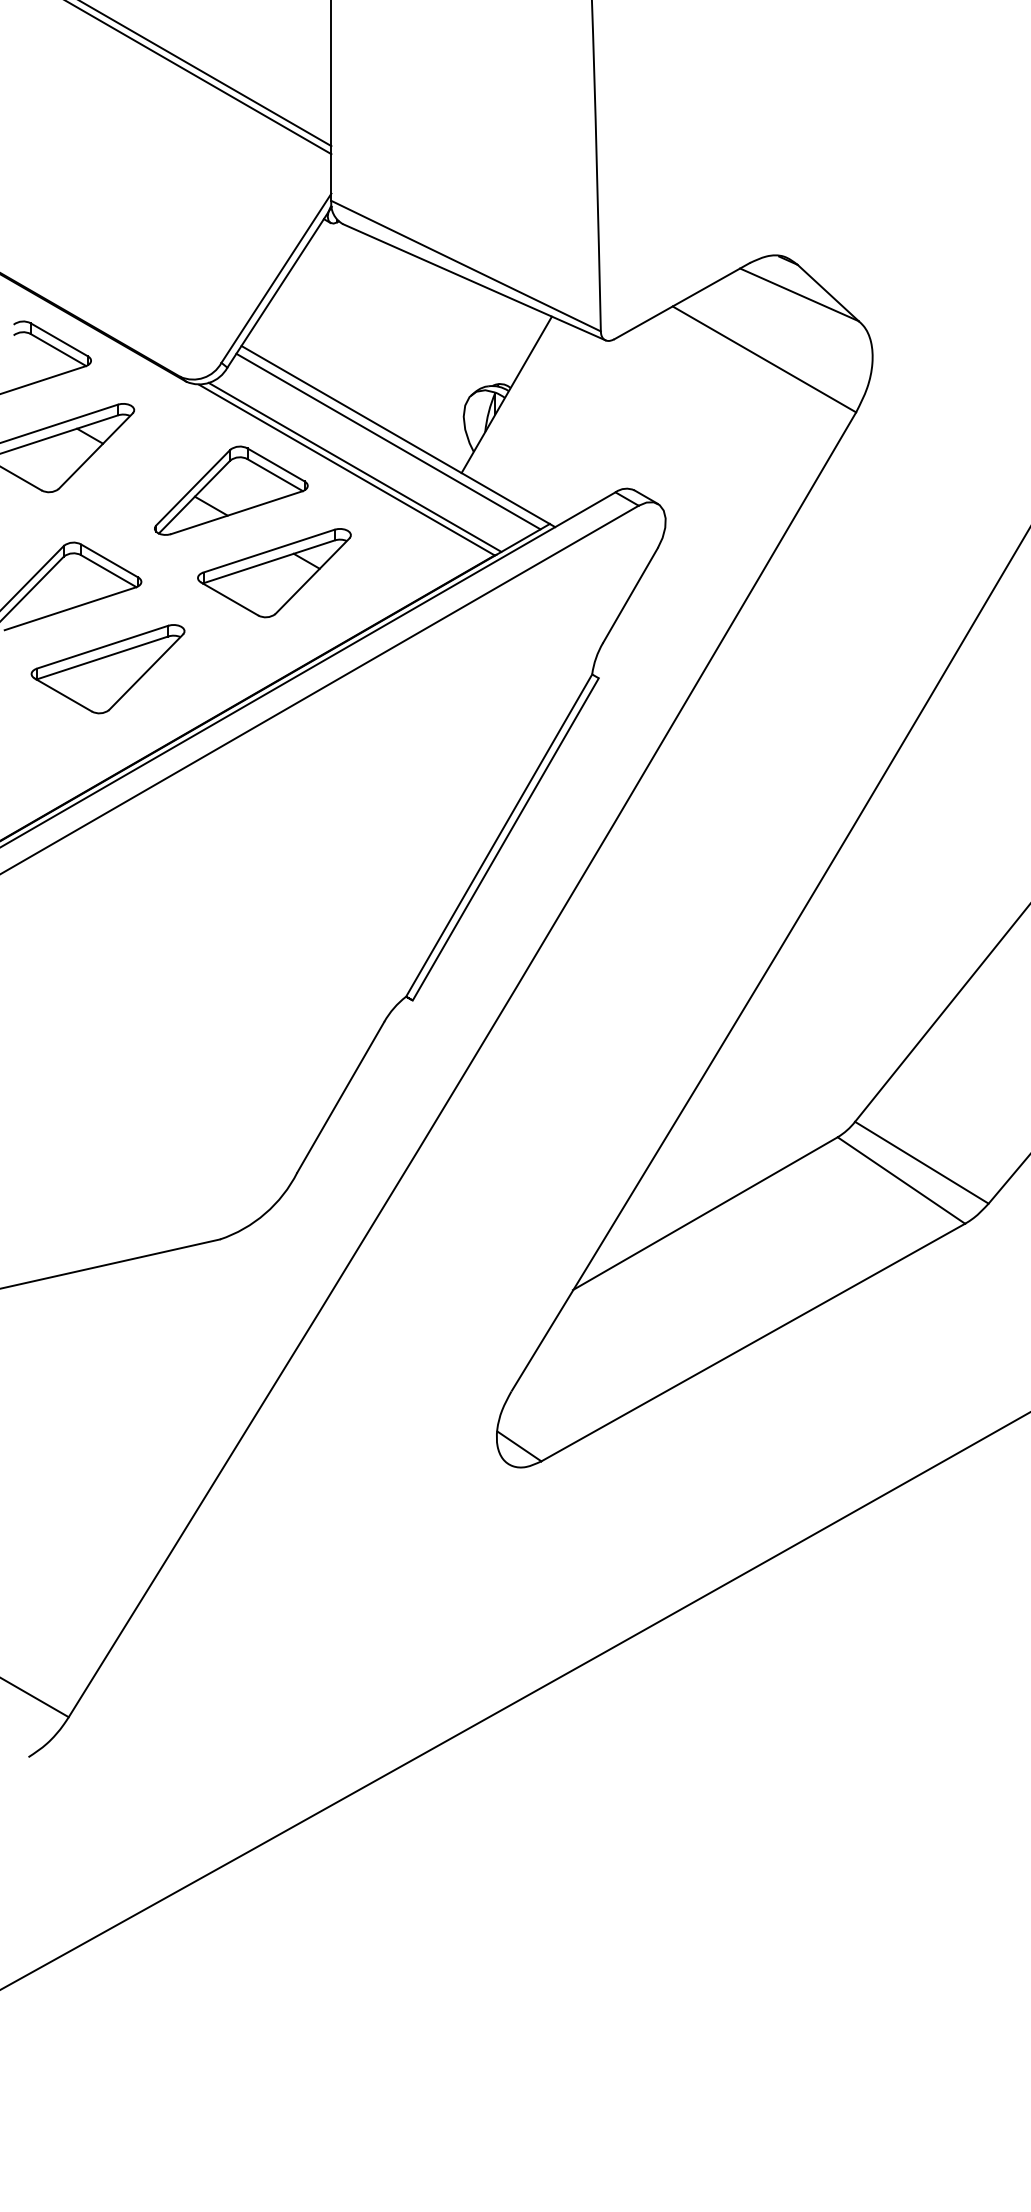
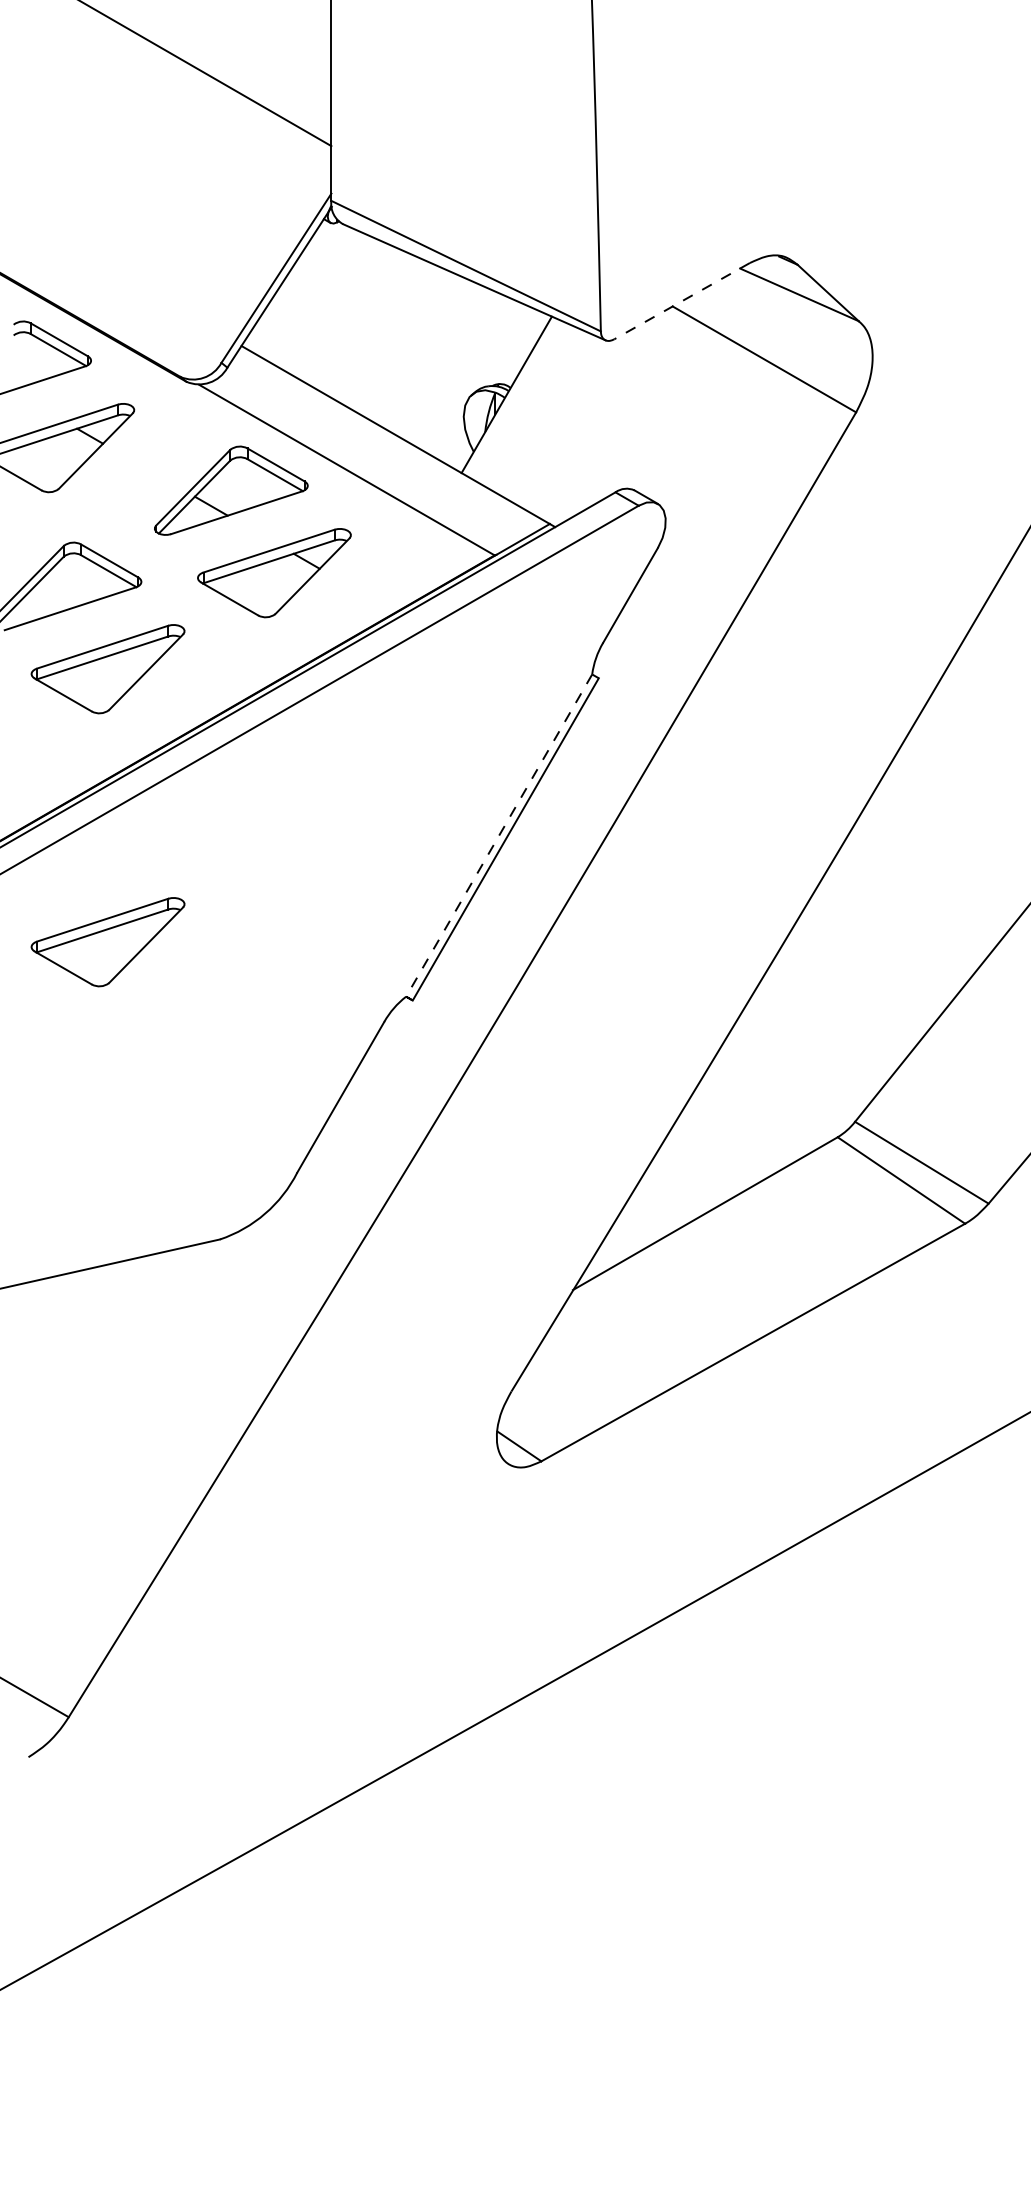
line: present -> none (199, 78)
line: solid -> dashed (682, 301)
line: present -> none (388, 441)
line: present -> none (354, 466)
line: solid -> dashed (498, 836)
part: none -> present (107, 942)
